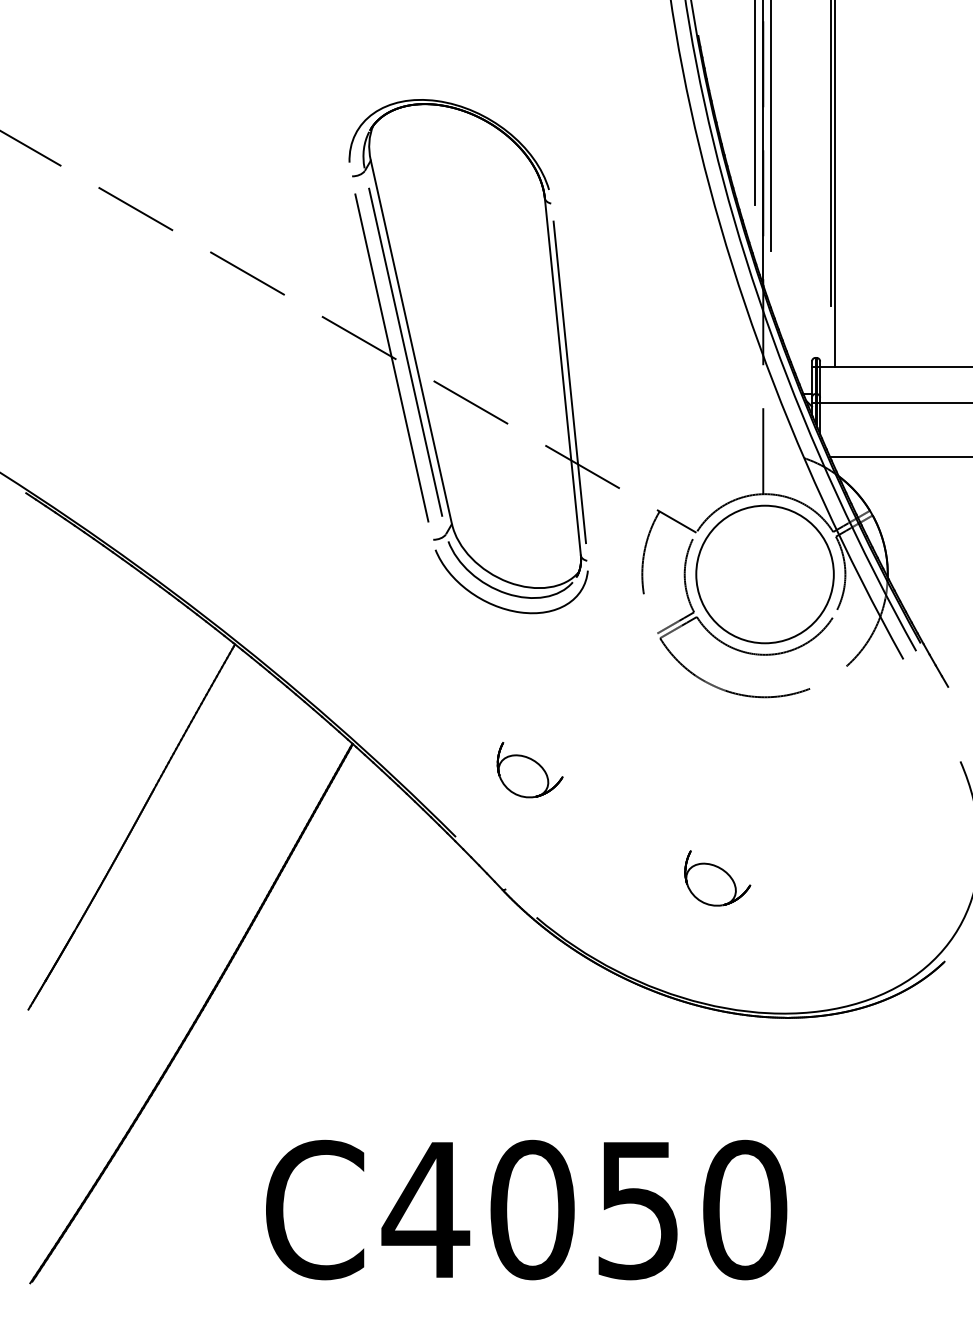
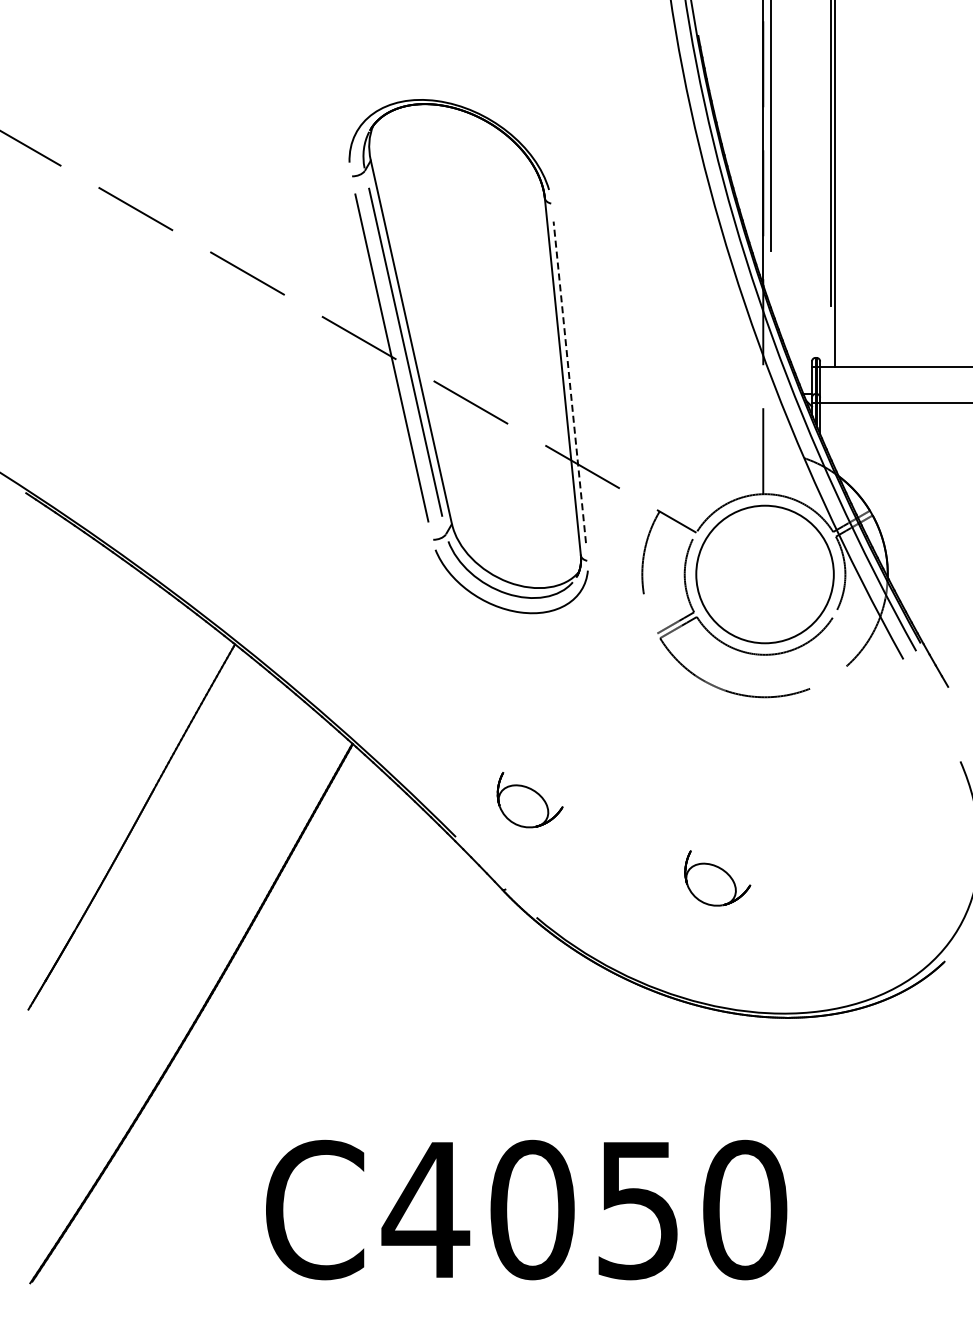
line: present -> none (754, 103)
line: solid -> dashed (569, 382)
line: present -> none (899, 457)
part position: (529, 770) -> (529, 800) (529, 800)
